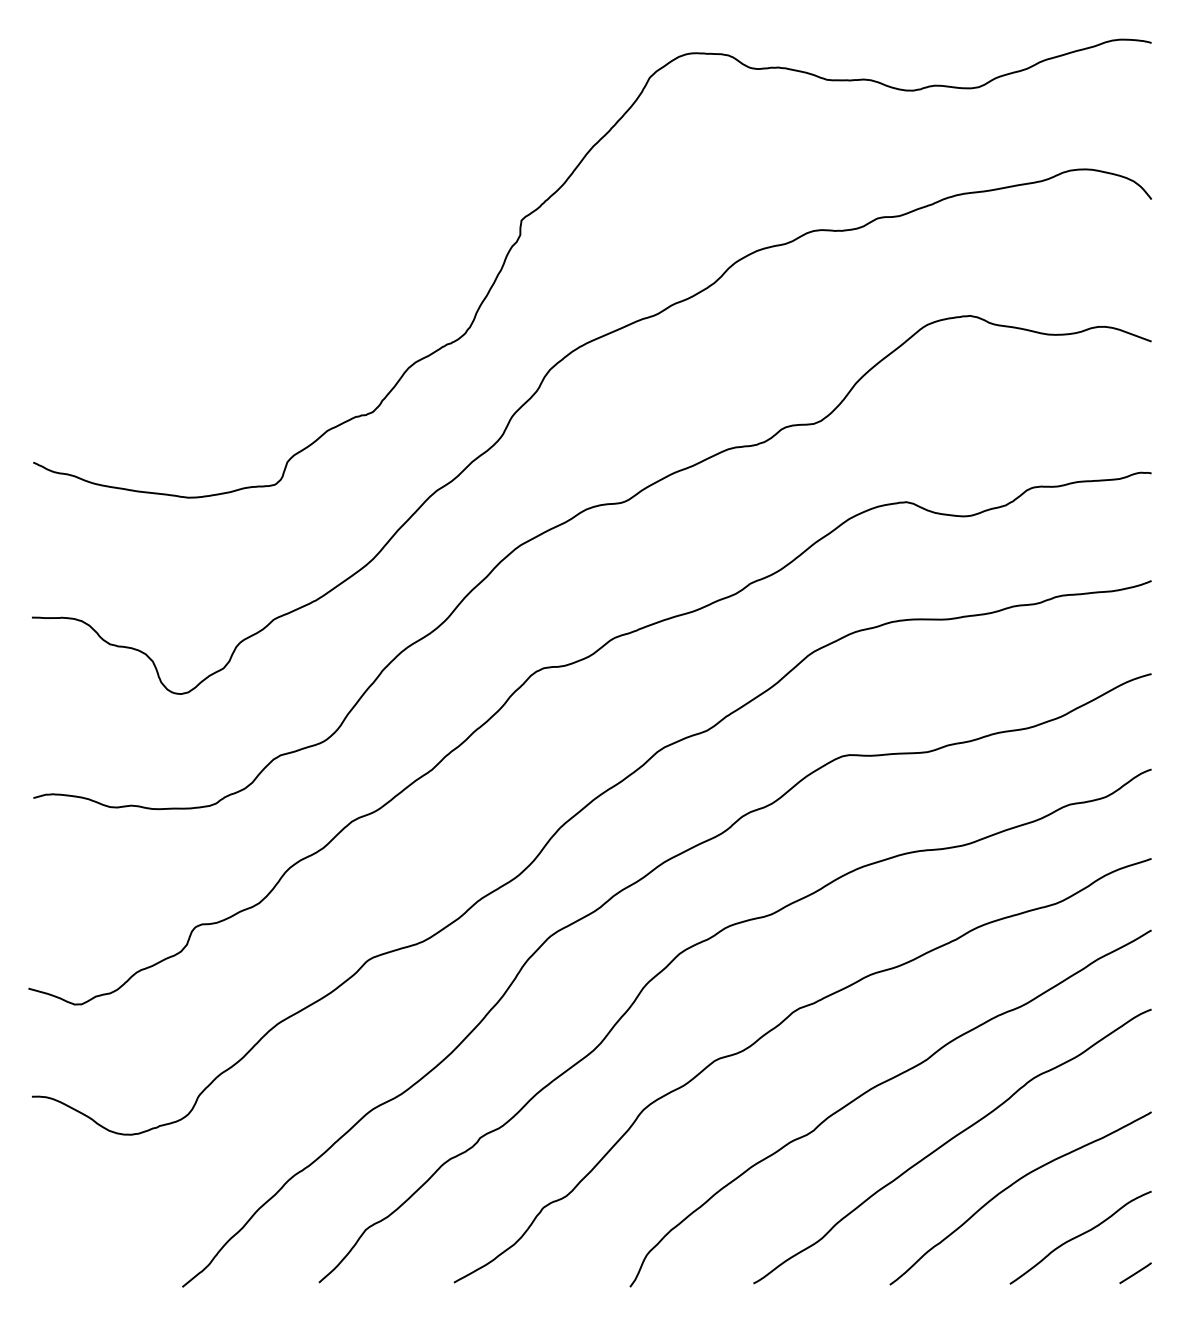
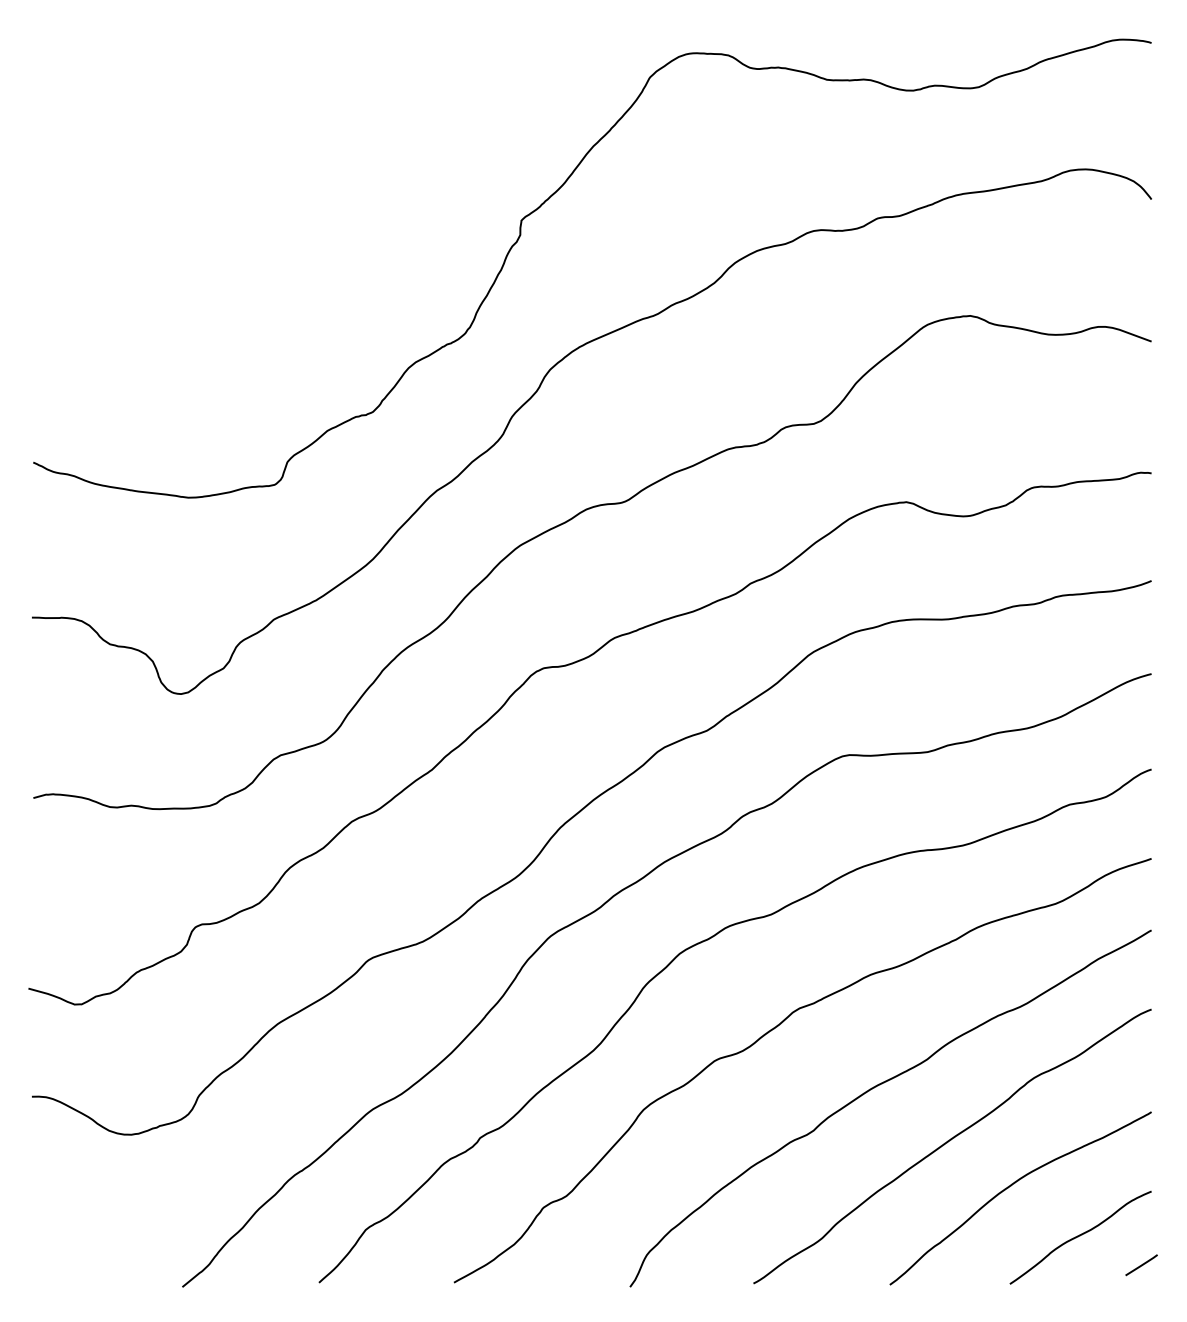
line position: (1135, 1273) -> (1141, 1265) (1141, 1265)
